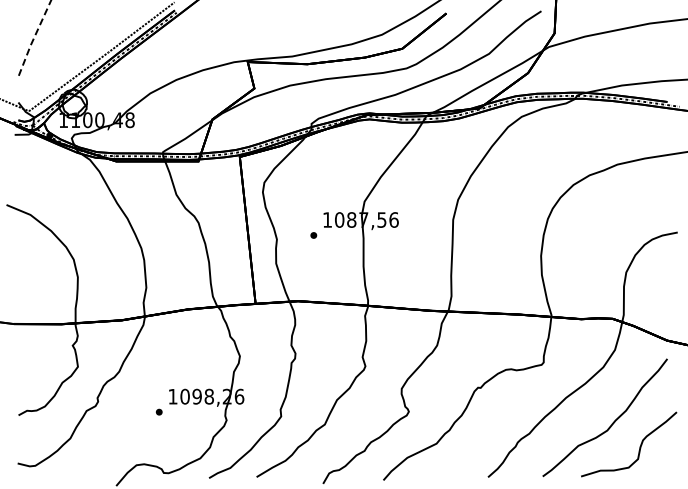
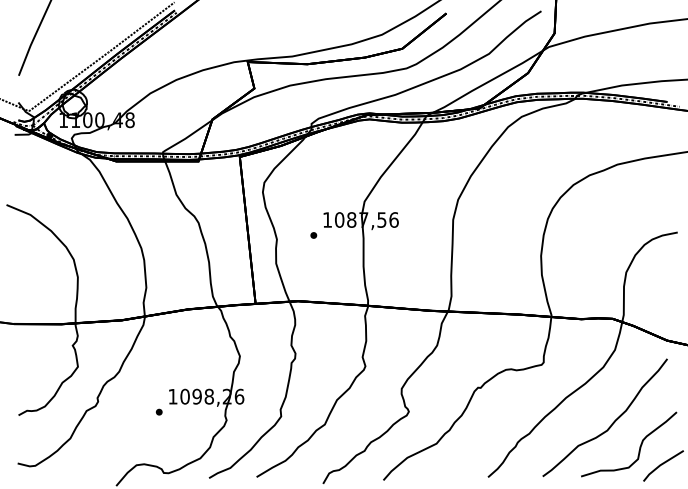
line: dashed -> solid (33, 38)
line: none -> present (663, 464)
